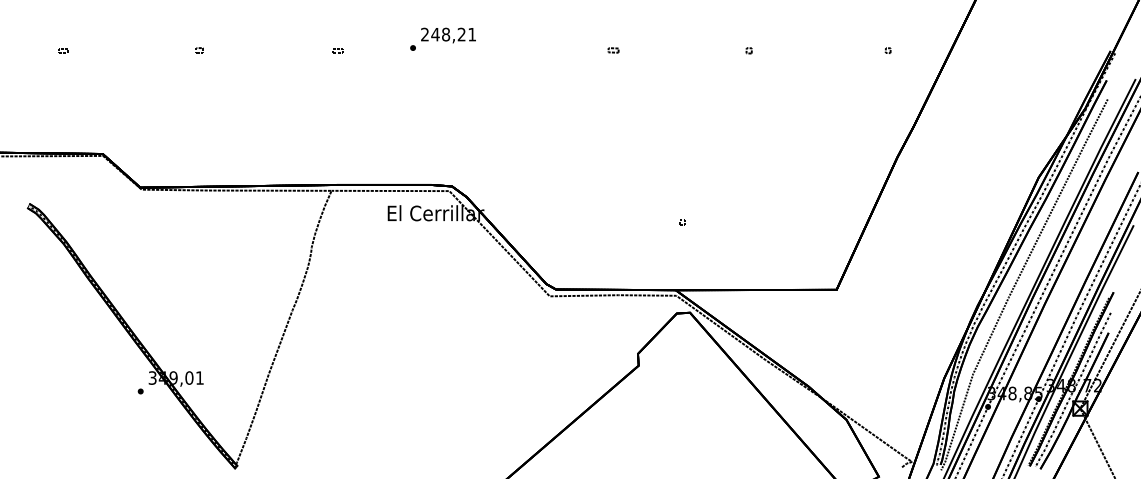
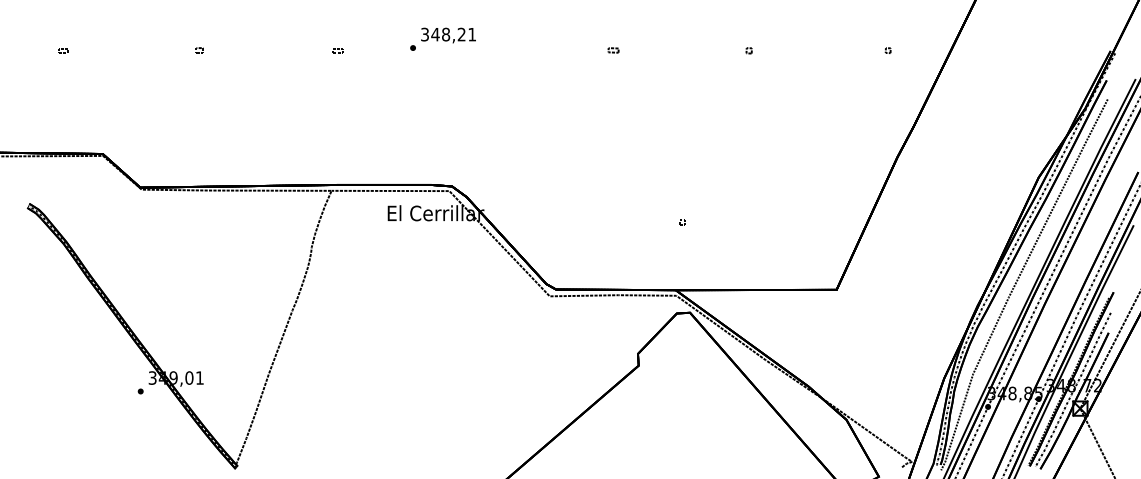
text: 248,21 -> 348,21 (424, 34)
